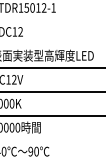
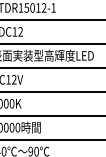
line: none -> present (52, 19)
line: none -> present (52, 43)
line: none -> present (52, 139)
